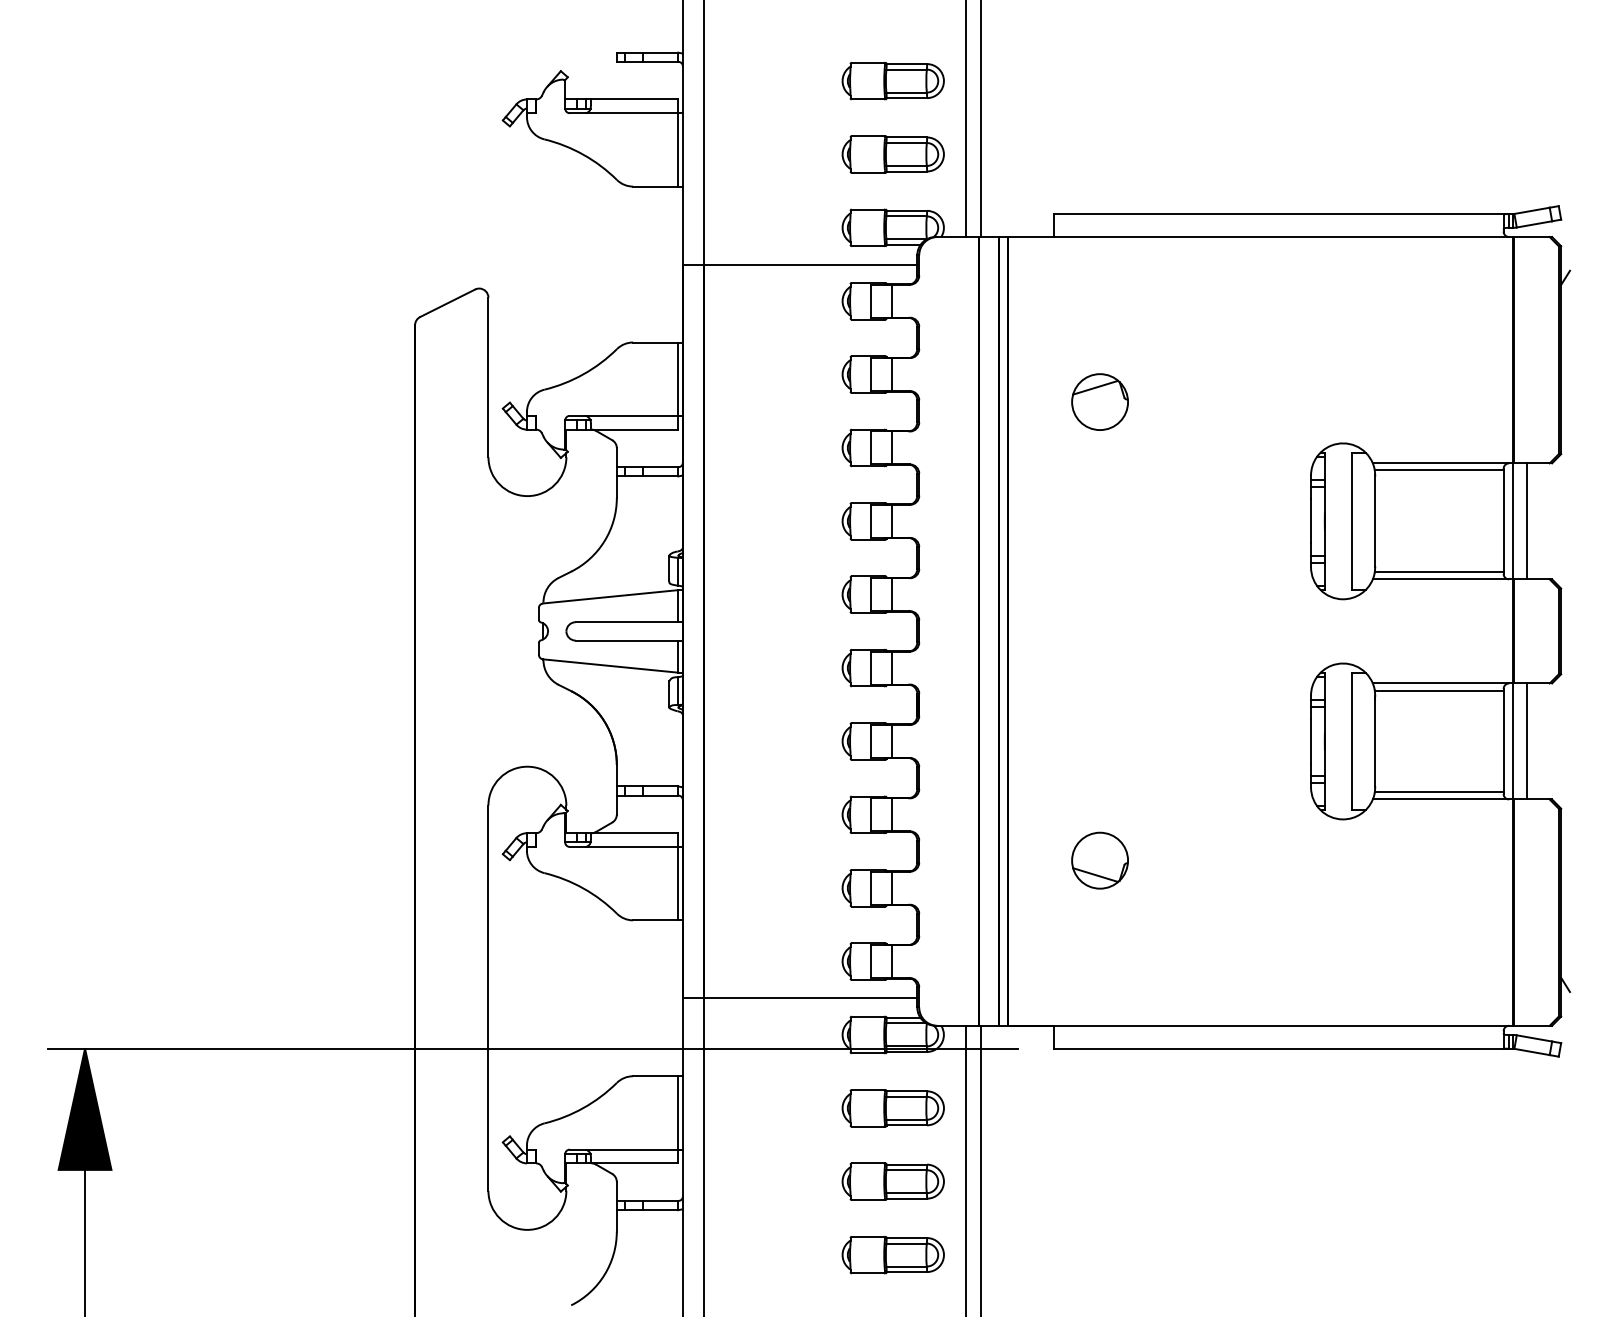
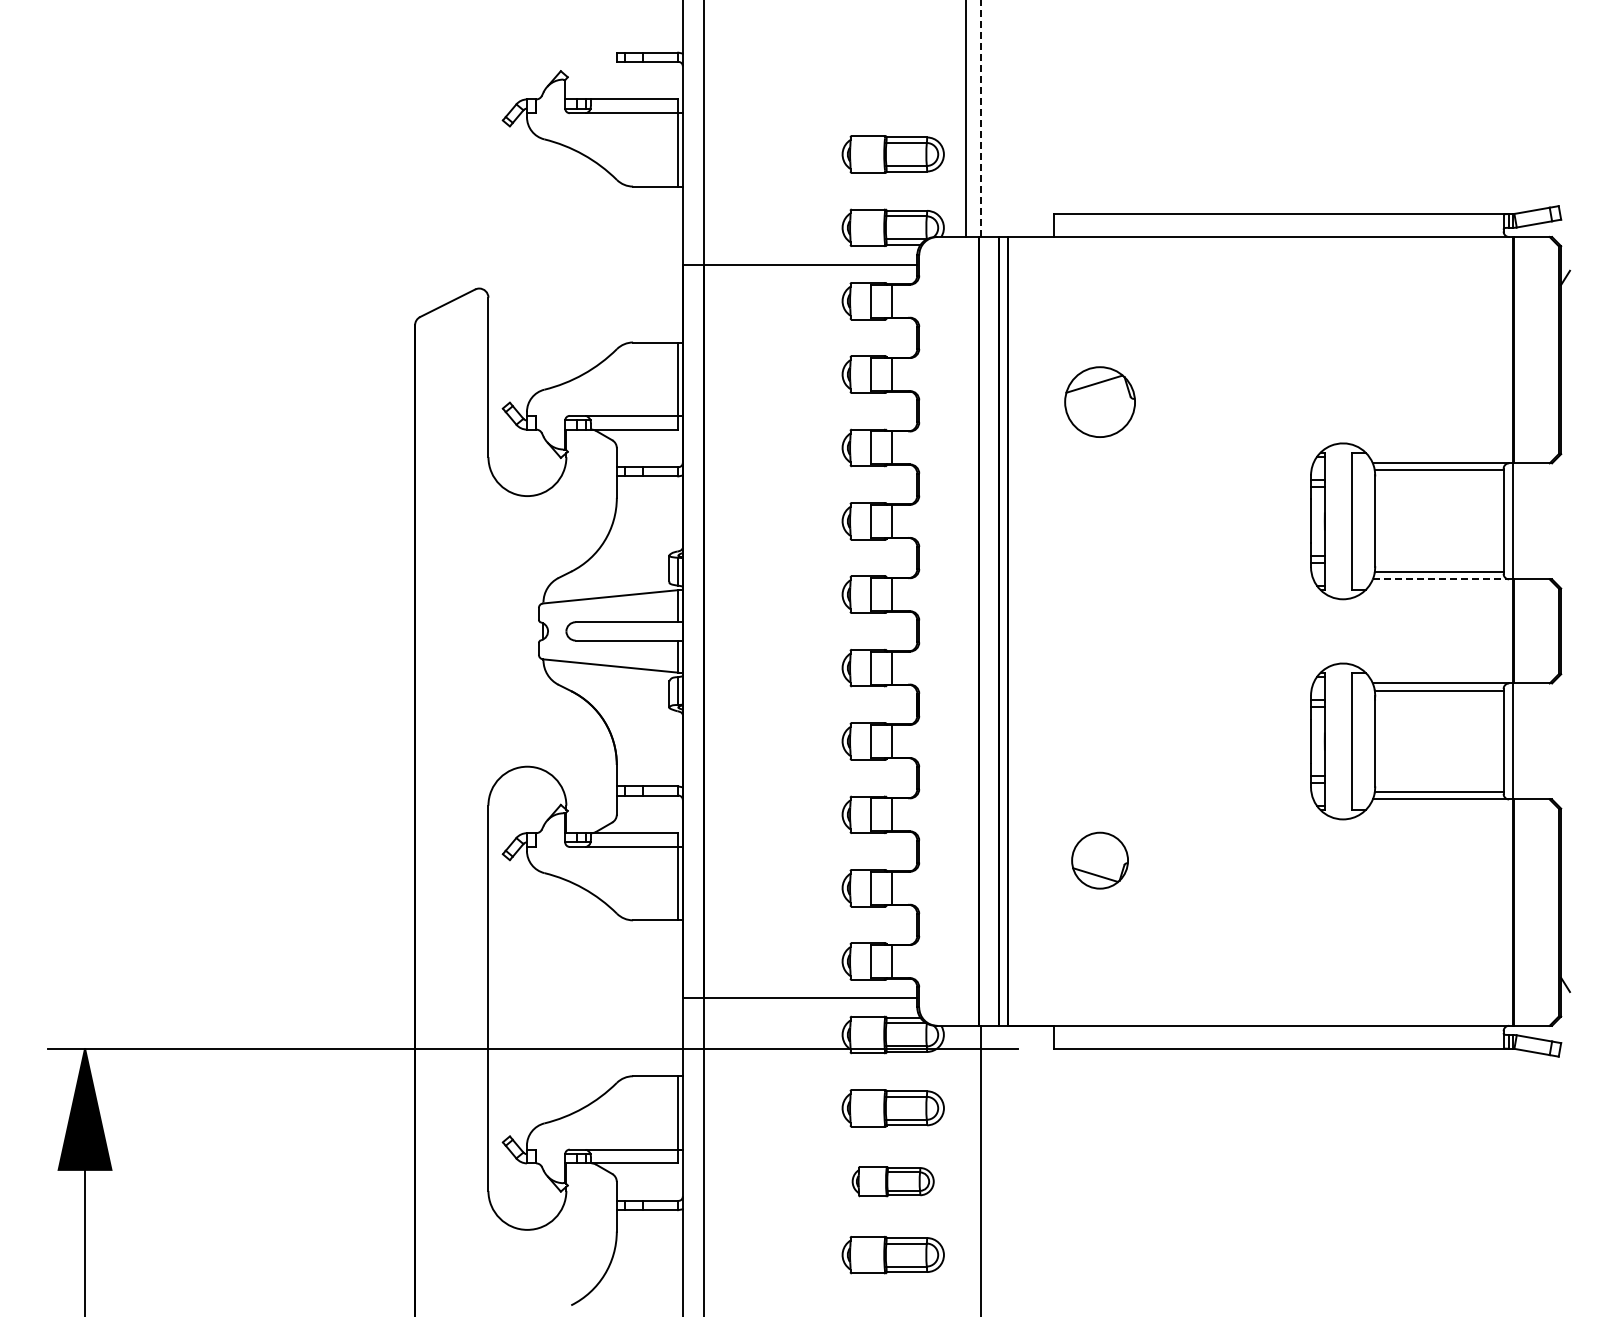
part: present -> none (892, 81)
line: solid -> dashed (980, 118)
part size: 58x58 px -> 72x72 px (1099, 401)
line: present -> none (1526, 521)
line: solid -> dashed (1441, 579)
line: present -> none (1526, 741)
line: present -> none (965, 1169)
part size: 104x39 px -> 84x32 px (892, 1181)
